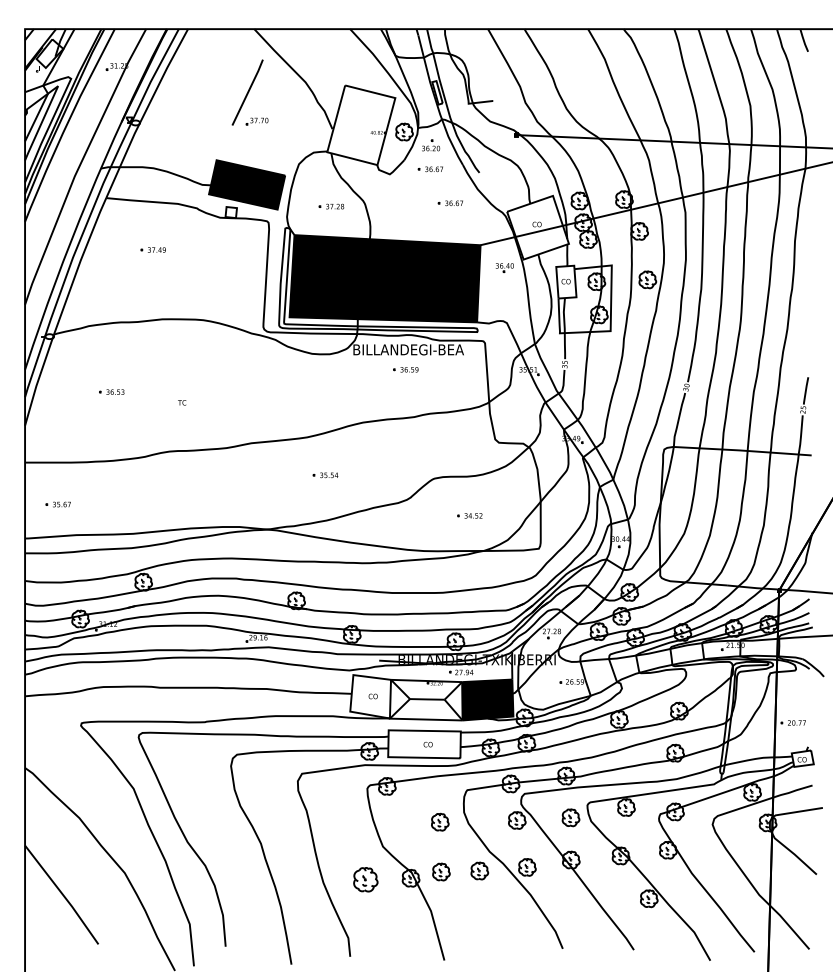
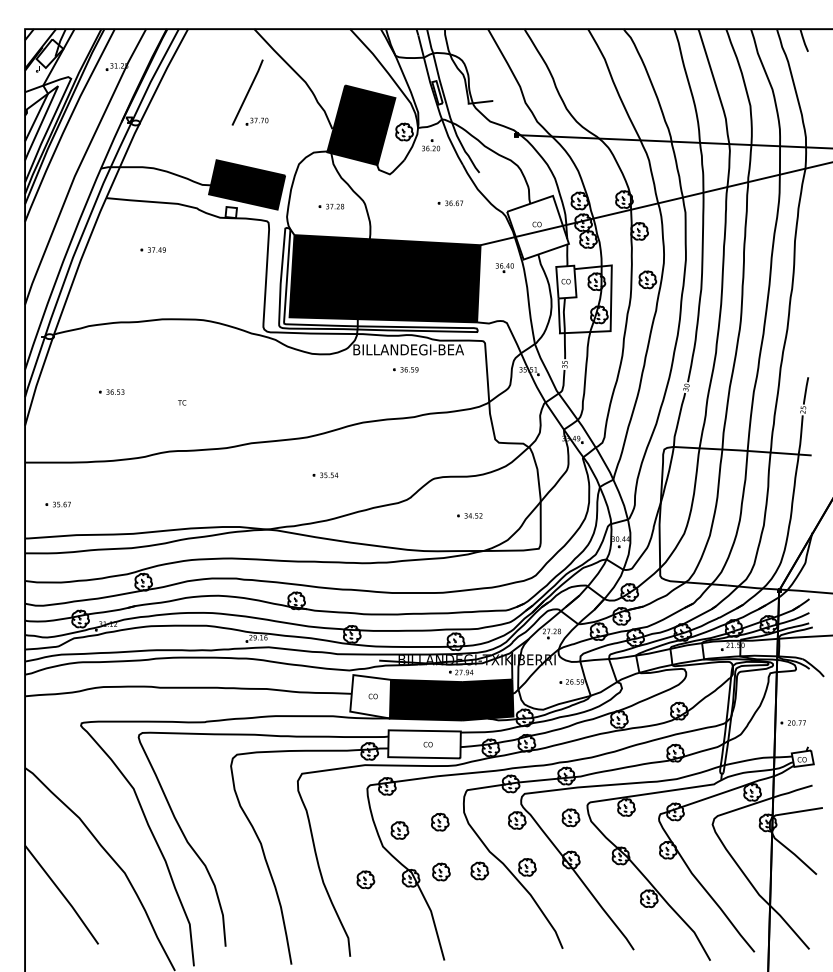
fill: none -> present (361, 125)
part: present -> none (429, 169)
fill: none -> present (425, 699)
part: none -> present (399, 830)
part size: 26x26 px -> 20x20 px (365, 879)
